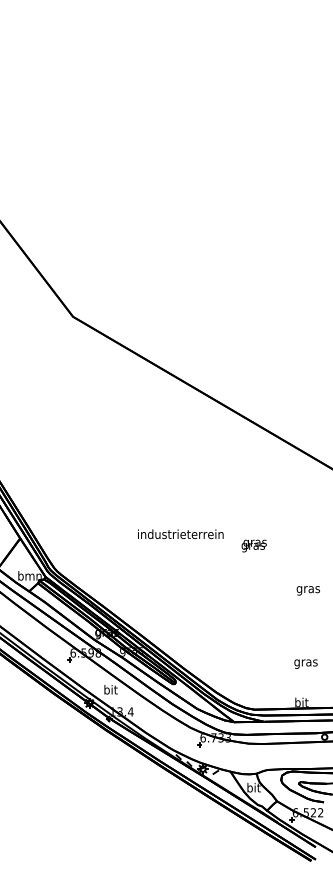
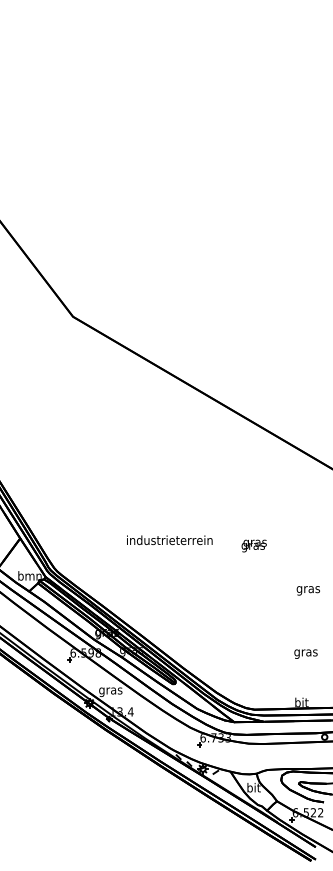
text position: (180, 534) -> (169, 540) (169, 540)
text position: (305, 663) -> (305, 653) (305, 653)
text: bit -> gras (110, 690)
